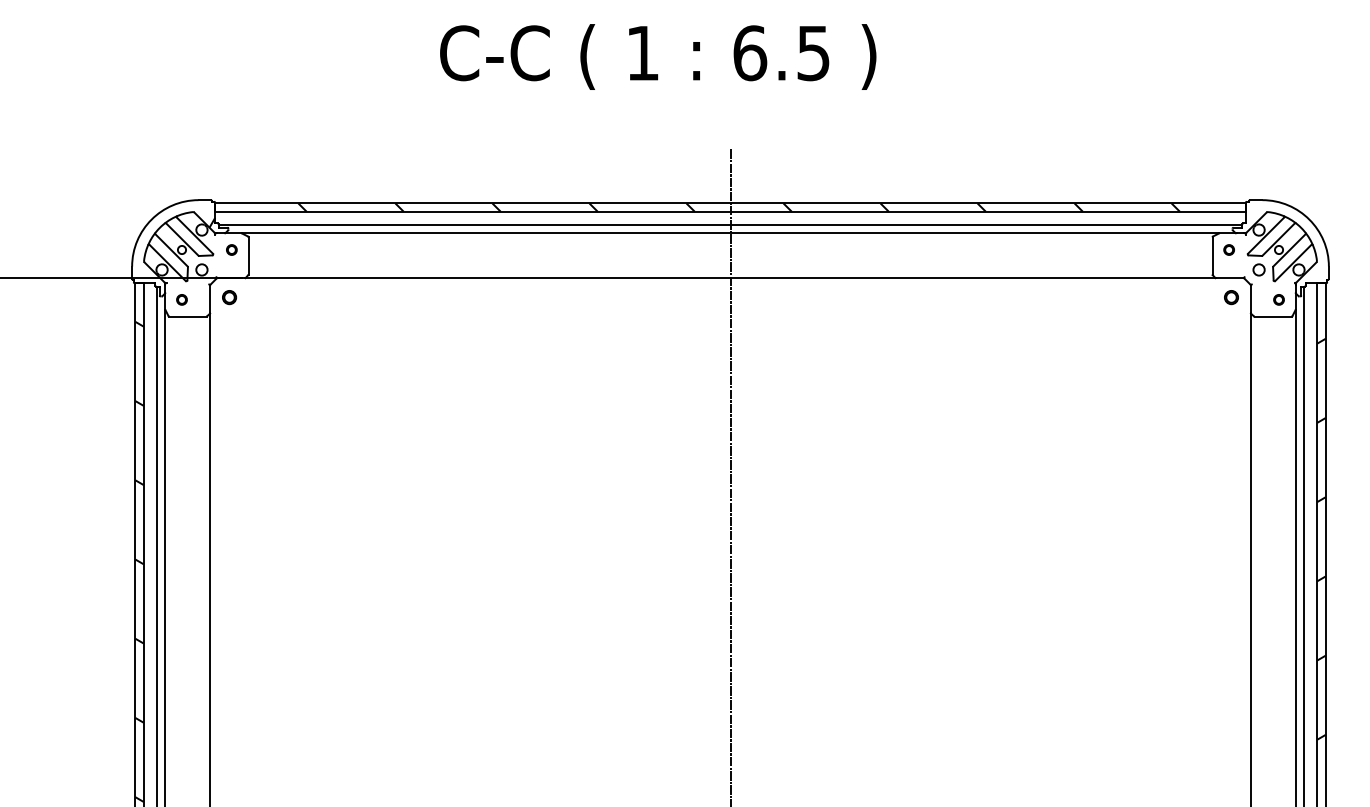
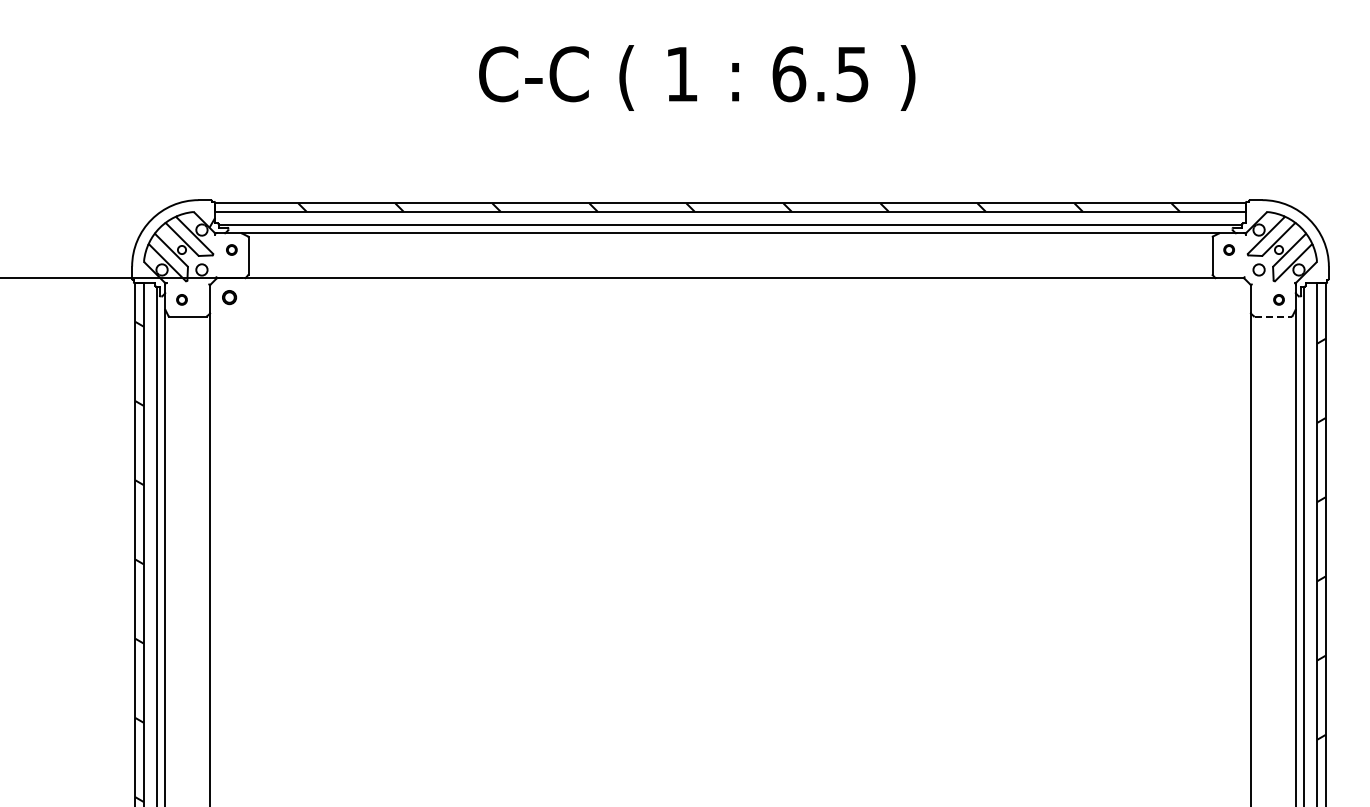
text position: (658, 56) -> (697, 77) (697, 77)
part: present -> none (1231, 297)
line: solid -> dashed (1273, 316)
line: present -> none (730, 476)
